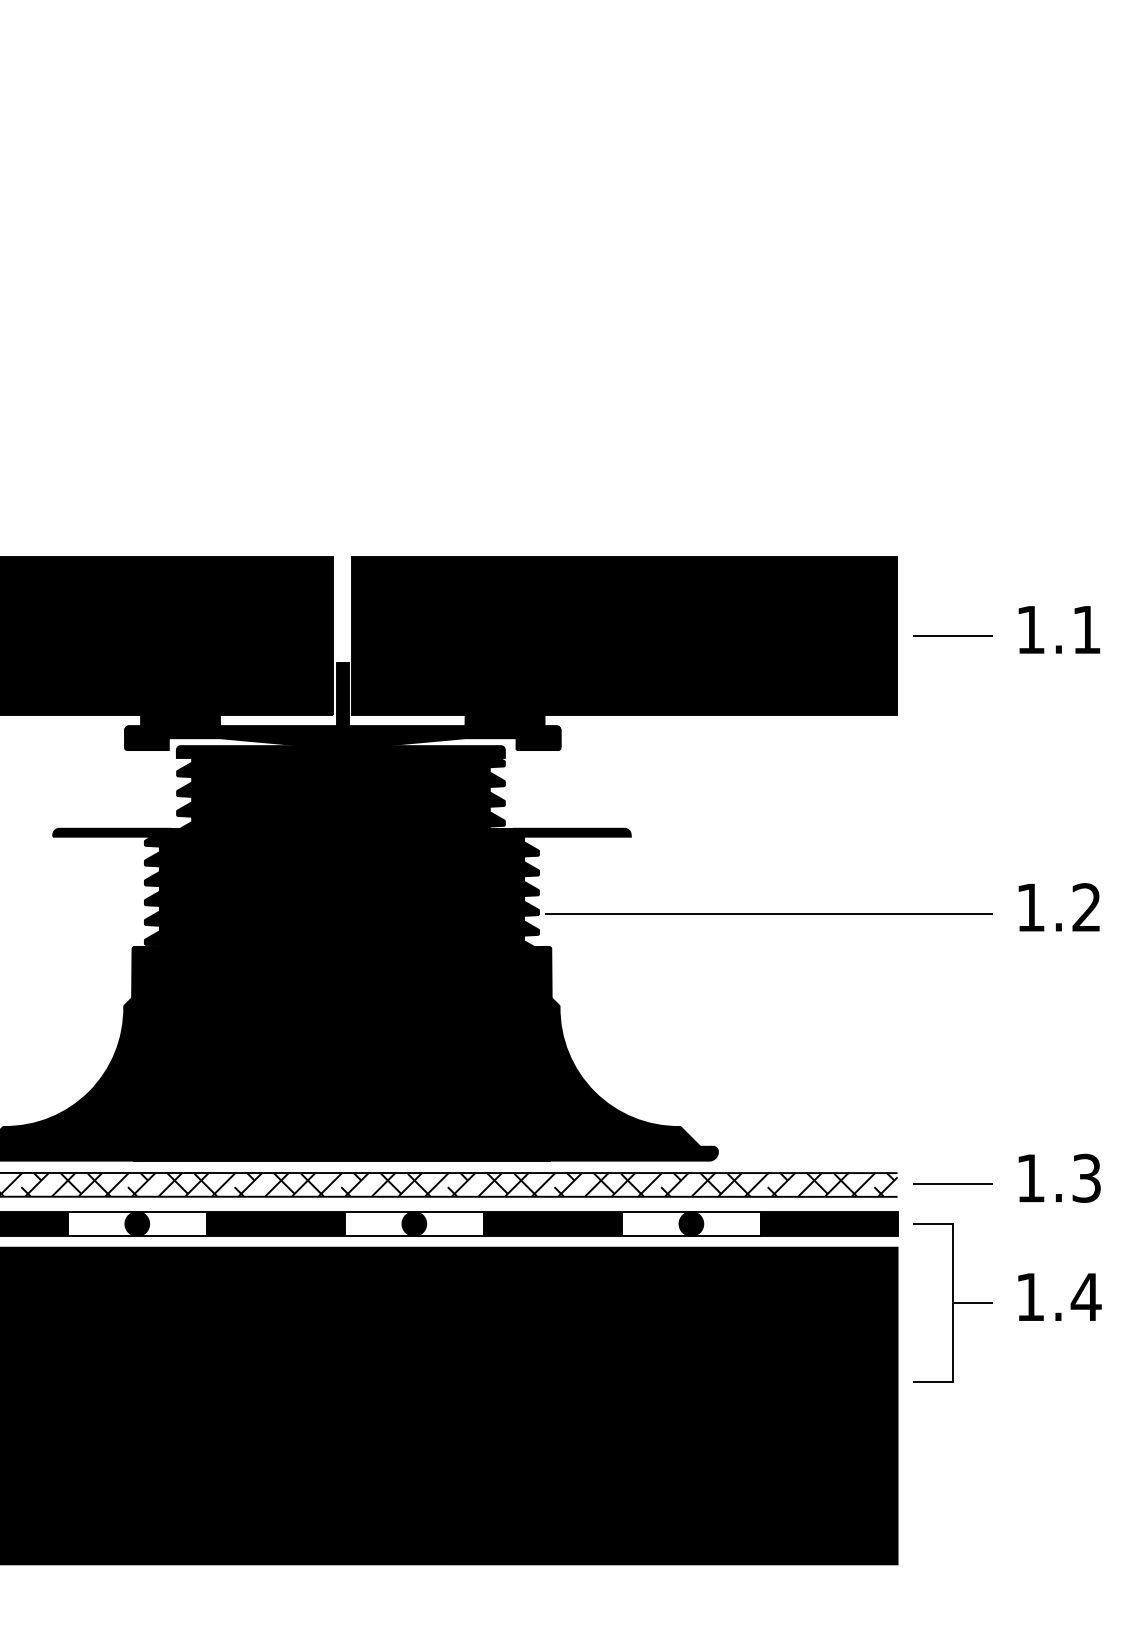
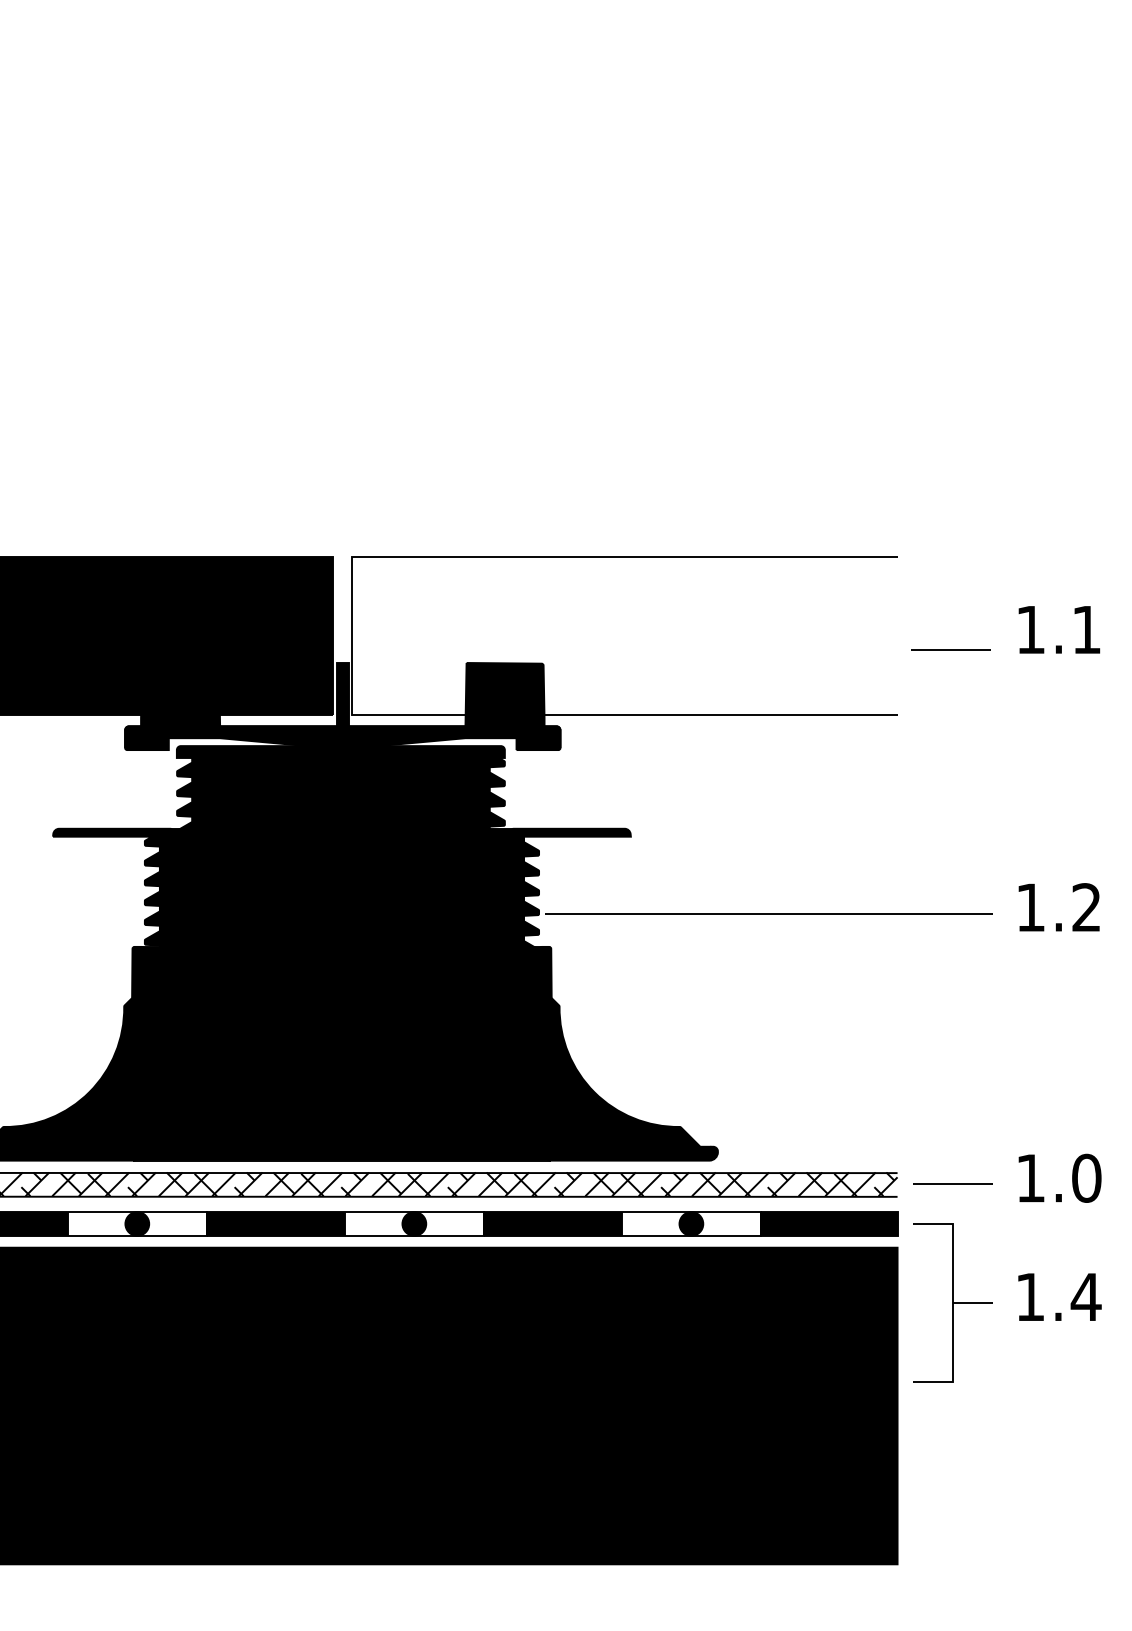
fill: present -> none (624, 635)
line position: (952, 635) -> (950, 649) (950, 649)
text: 1.3 -> 1.0 (1086, 1177)
